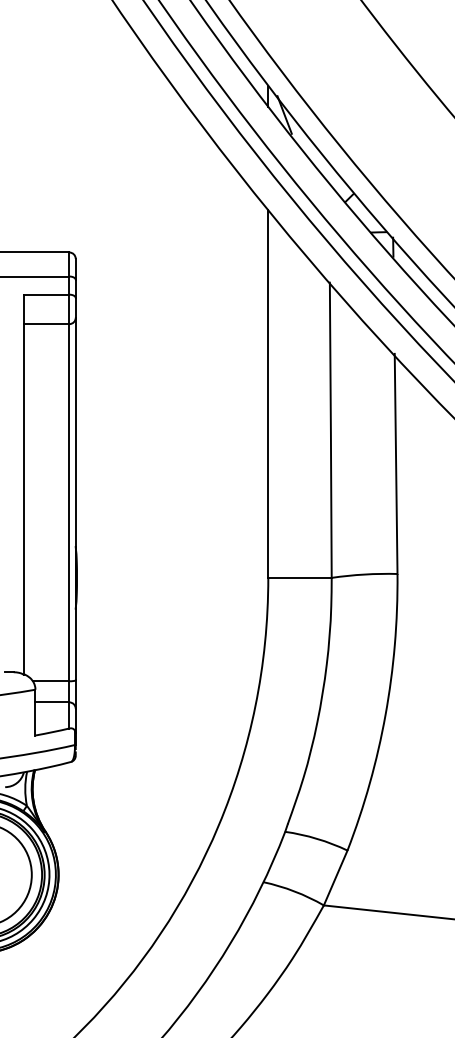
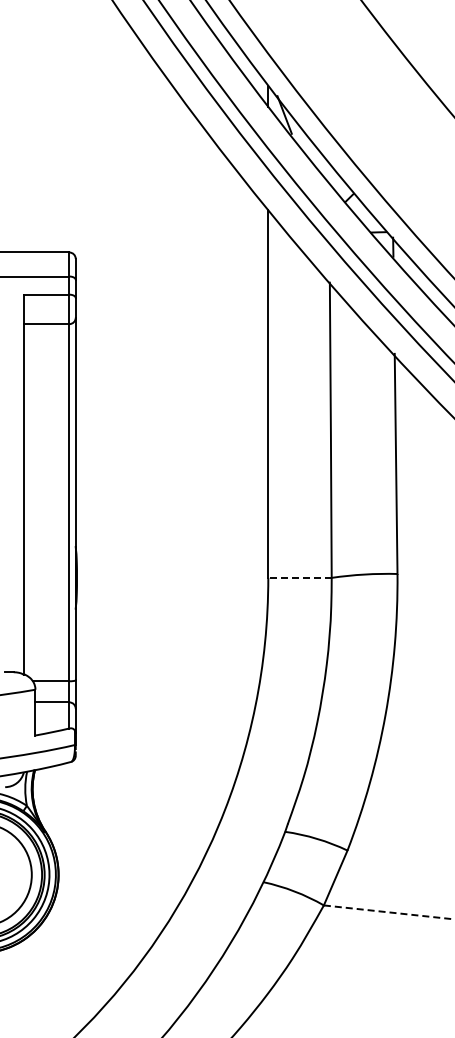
line: solid -> dashed (300, 577)
line: solid -> dashed (389, 912)
